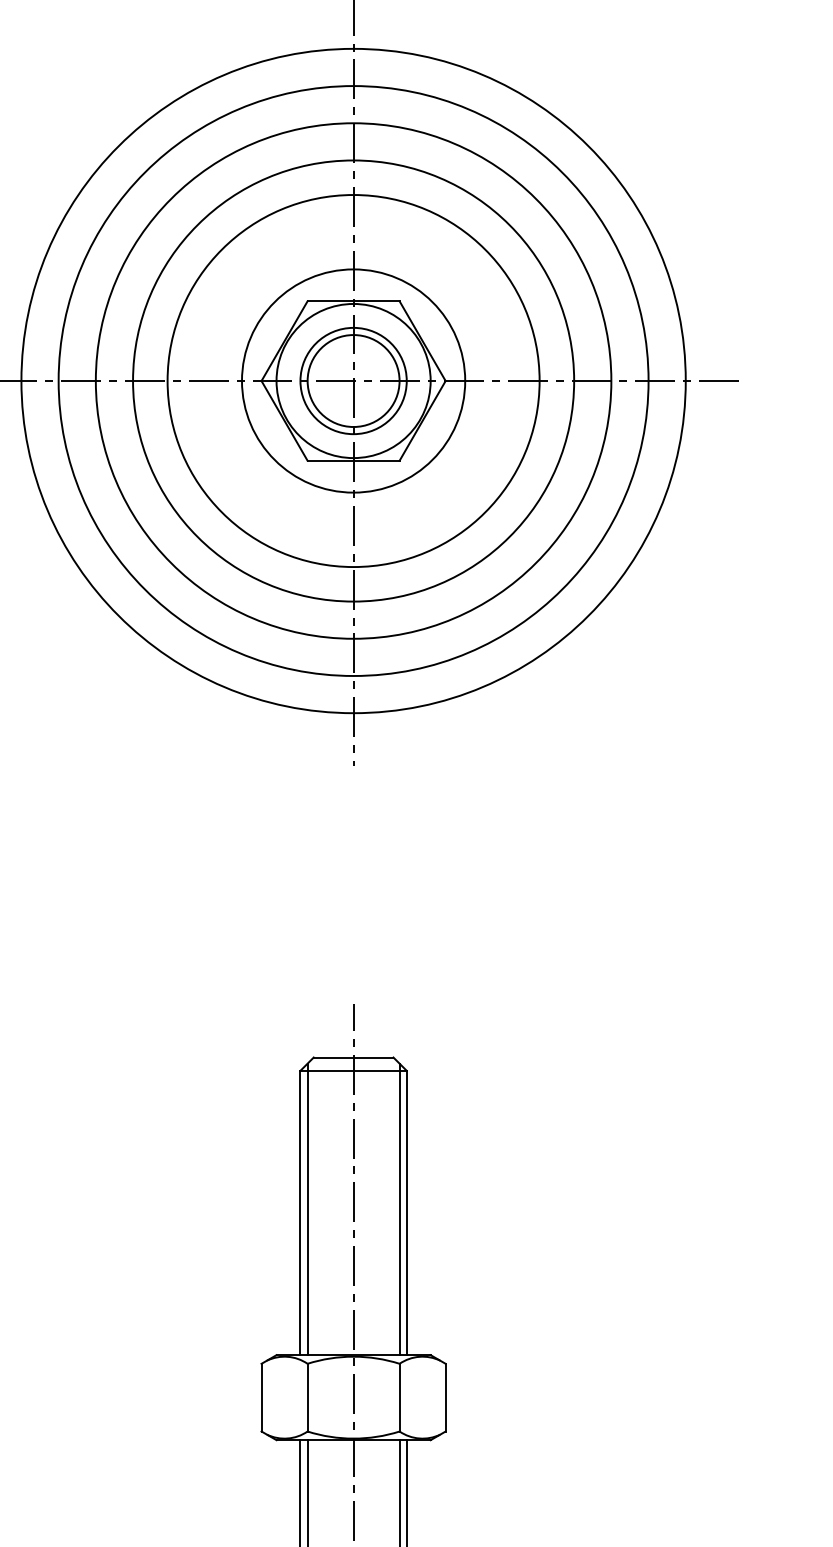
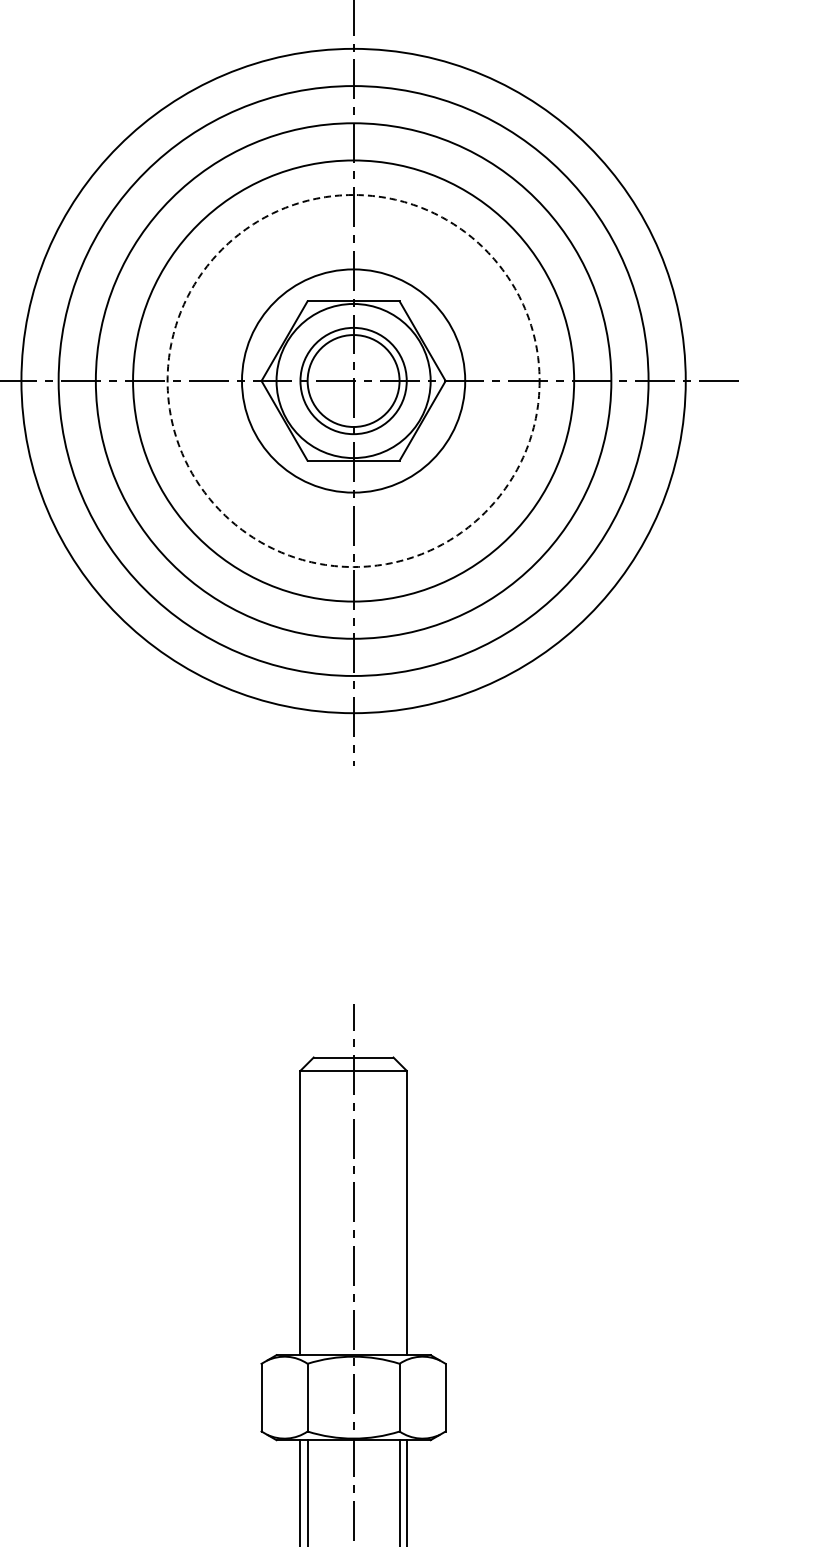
circle: solid -> dashed (353, 381)
line: present -> none (307, 1209)
line: present -> none (399, 1209)
